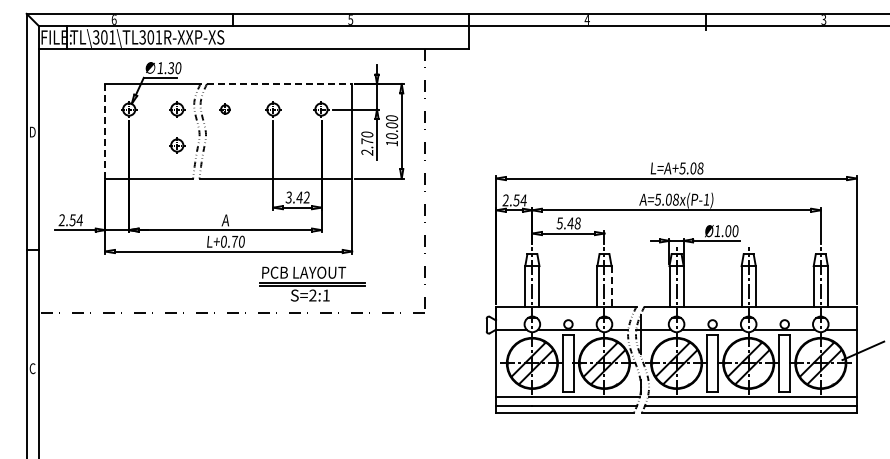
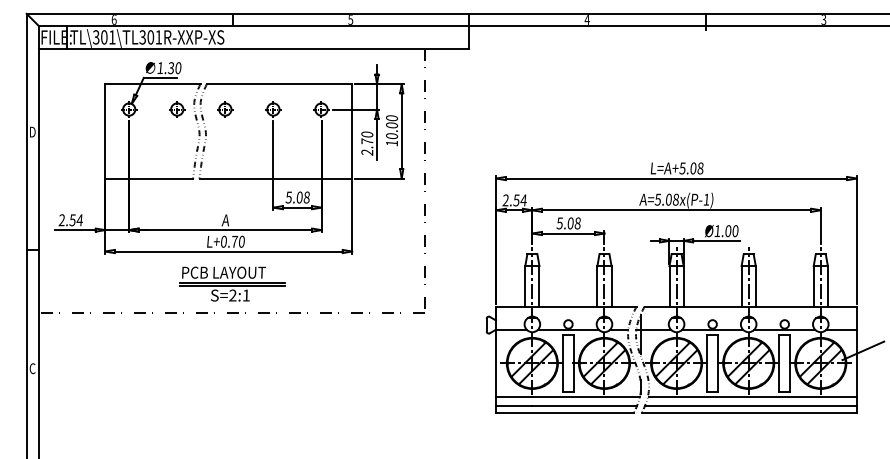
line: dashed -> solid (279, 83)
part size: 12x12 px -> 17x17 px (225, 109)
line: dashed -> solid (105, 131)
part: present -> none (177, 145)
text: 3.42 -> 5.08 (297, 197)
text: 5.48 -> 5.08 (570, 223)
part position: (312, 283) -> (232, 283) (232, 283)
line: dashed -> solid (611, 286)
